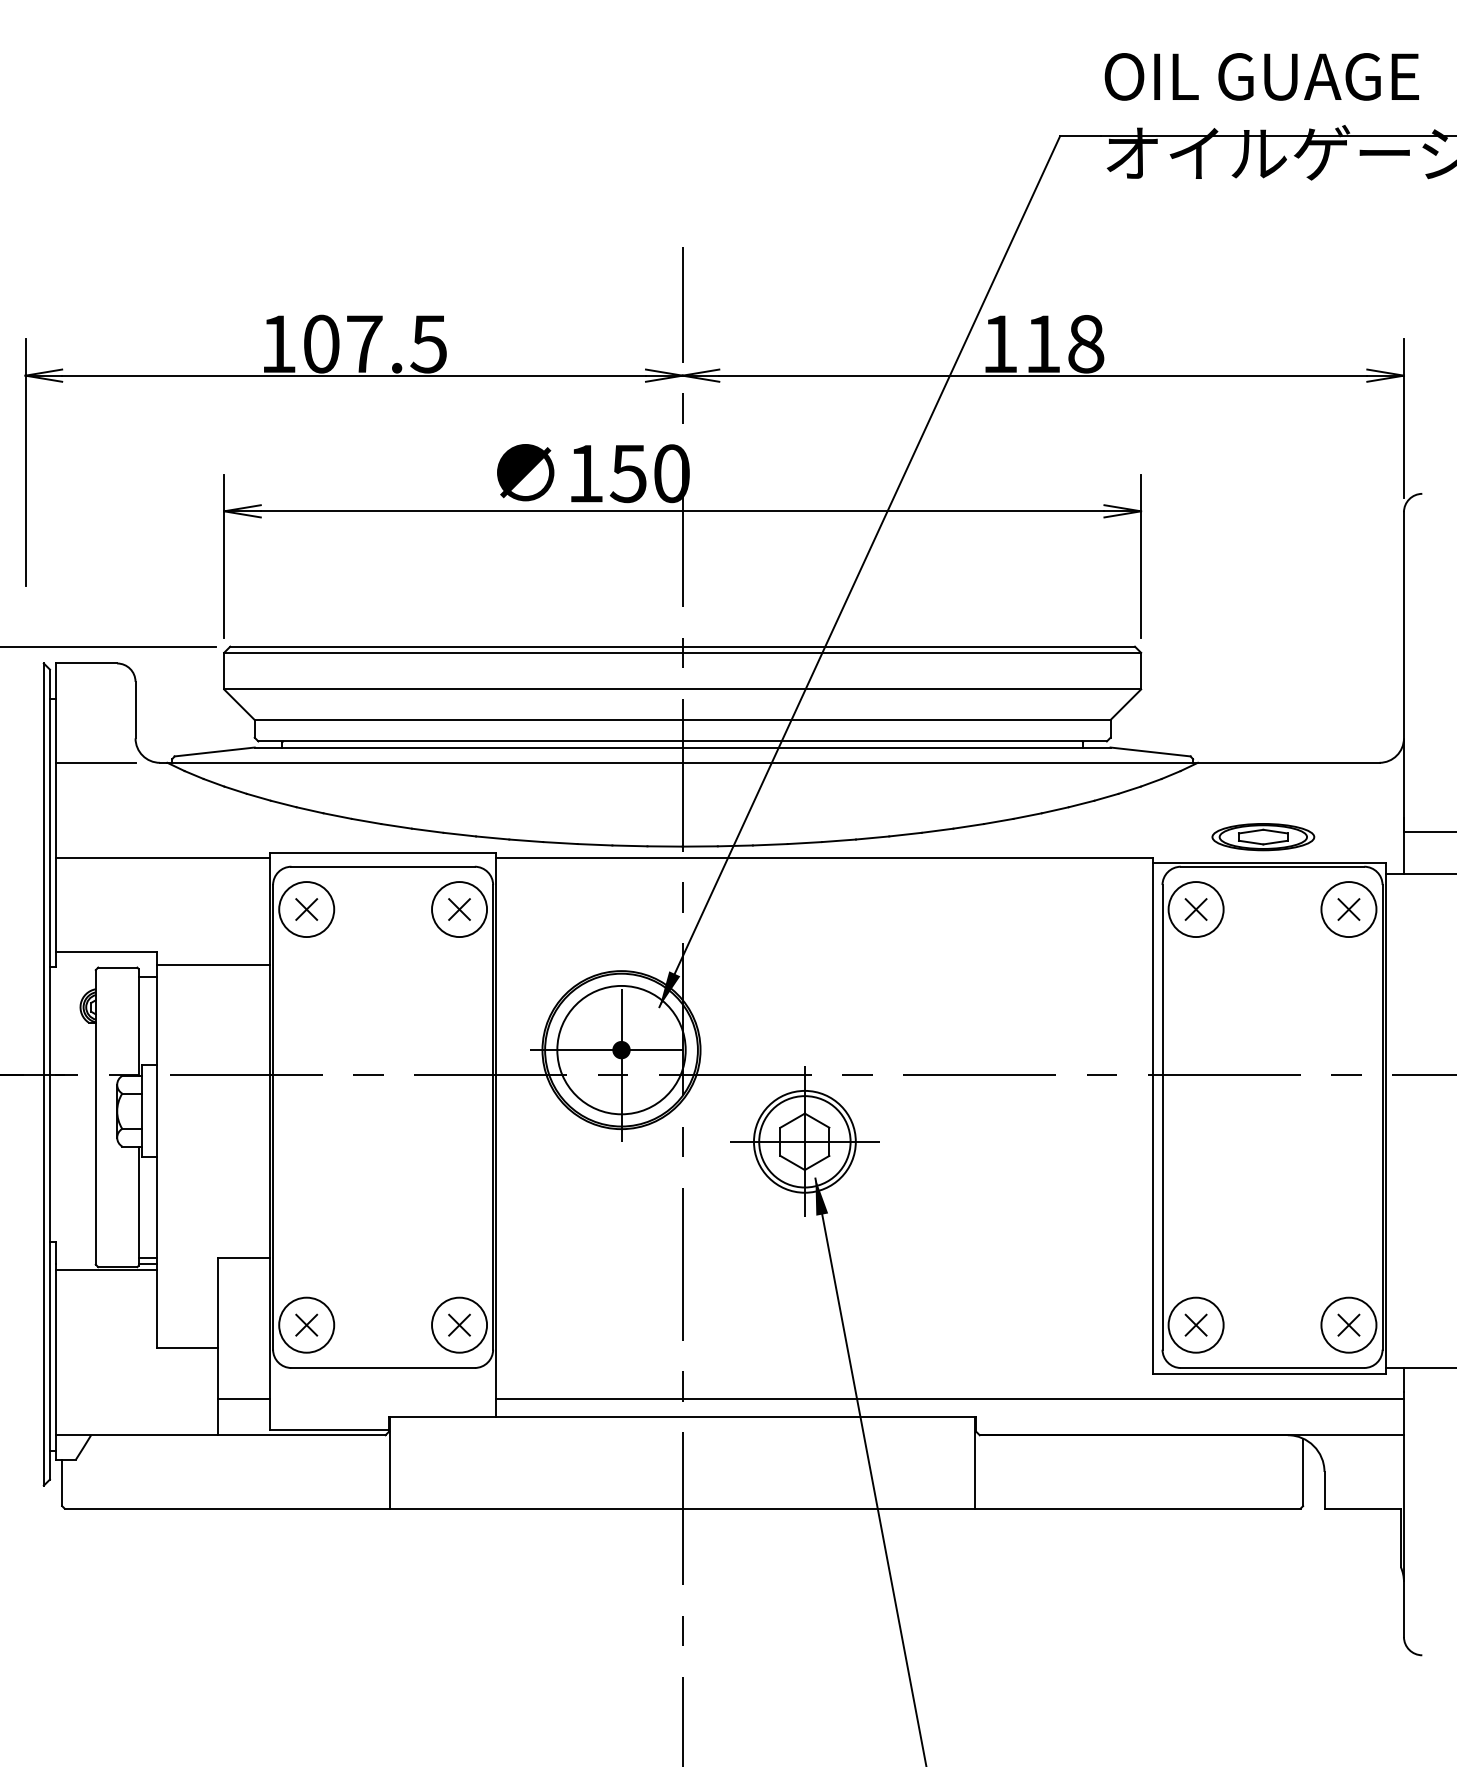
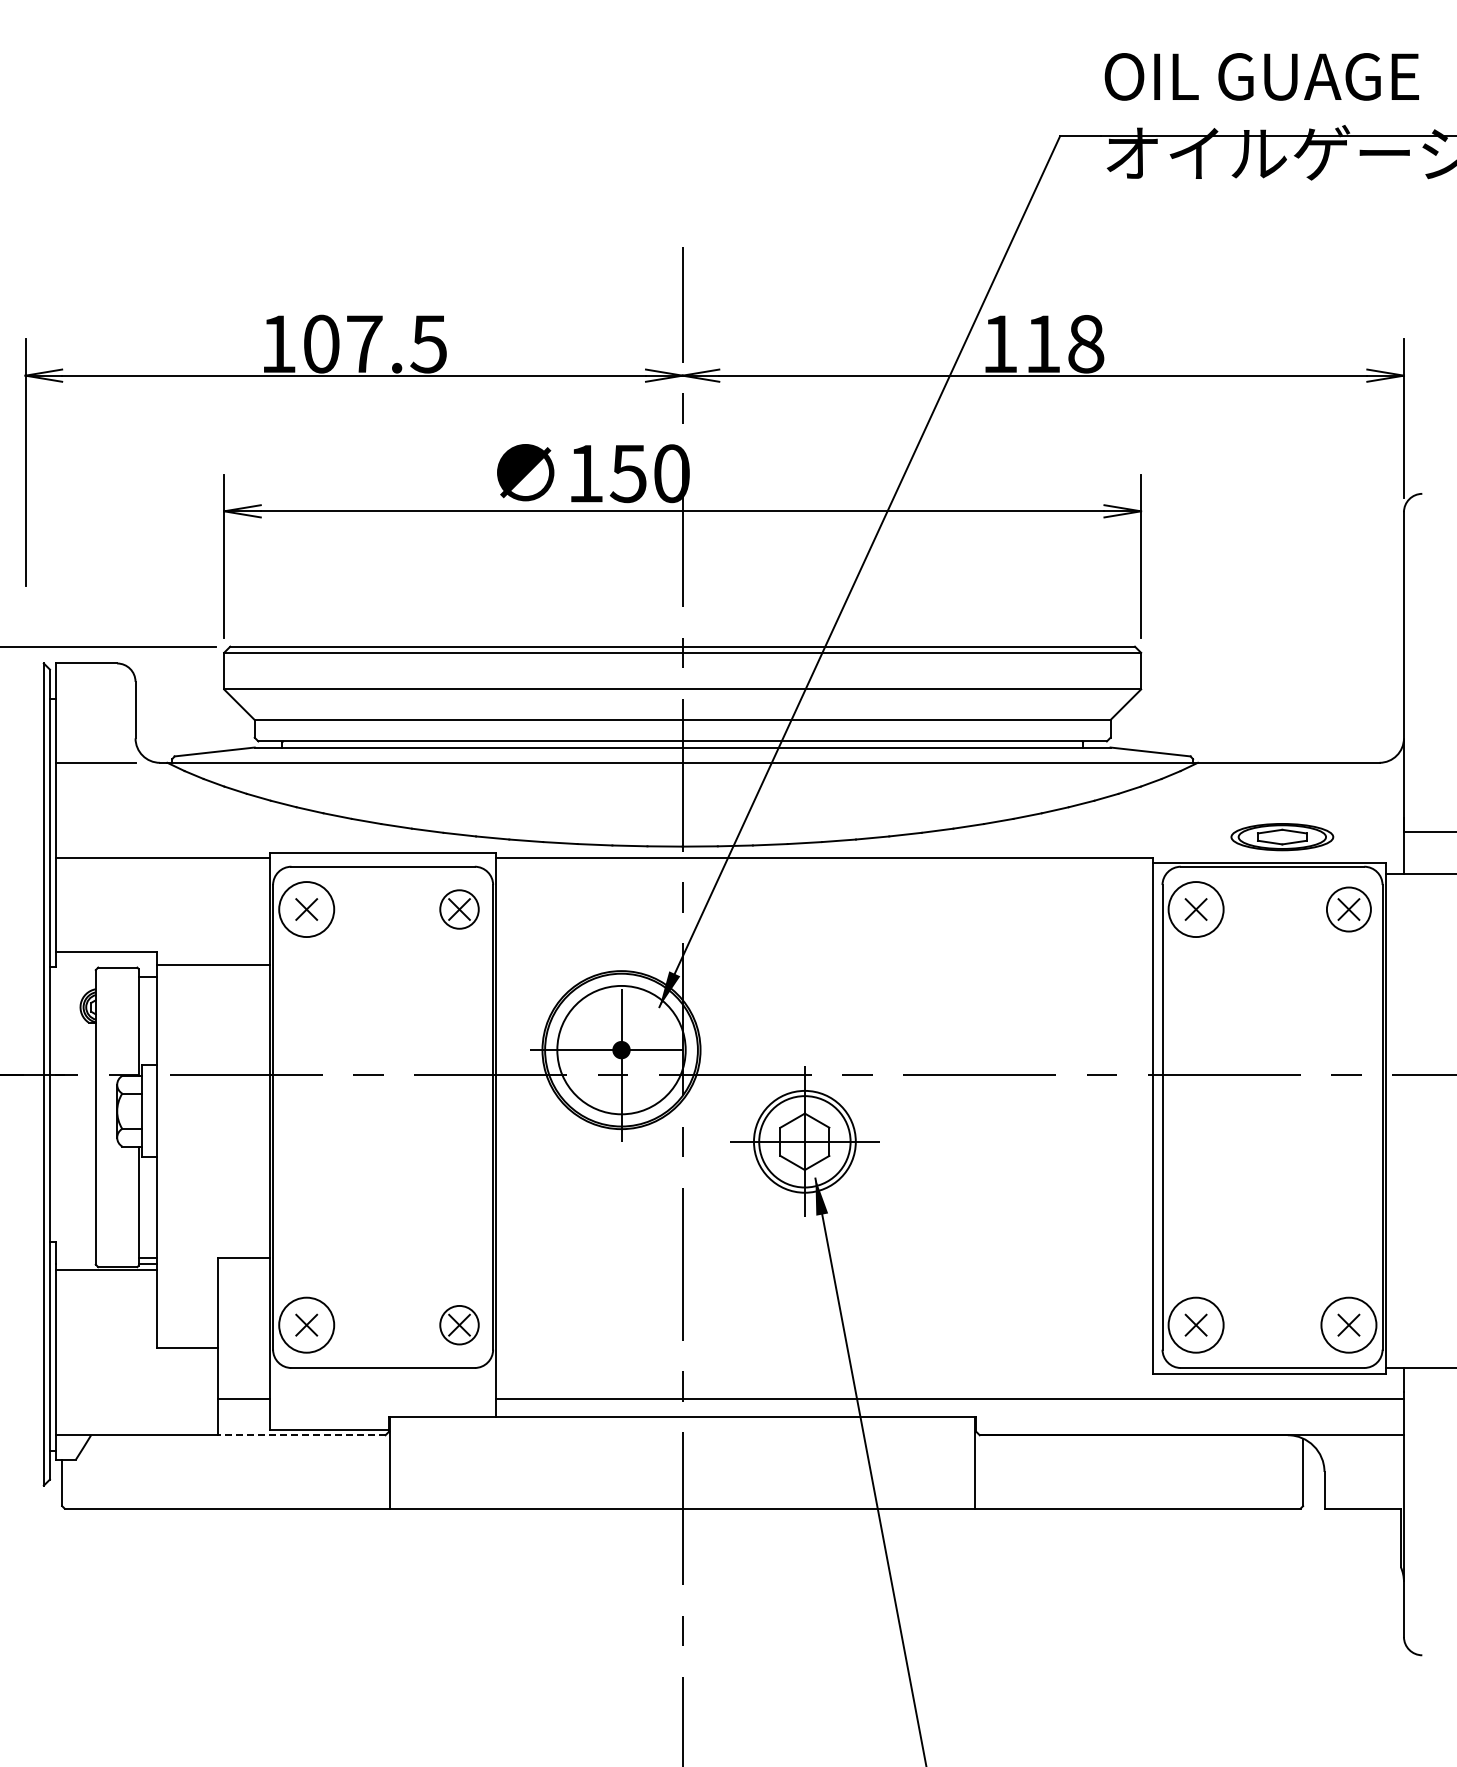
part position: (1263, 837) -> (1282, 837) (1282, 837)
circle diameter: 55 px -> 39 px (459, 909)
circle diameter: 55 px -> 44 px (1348, 909)
circle diameter: 55 px -> 39 px (459, 1324)
line: solid -> dashed (301, 1435)
